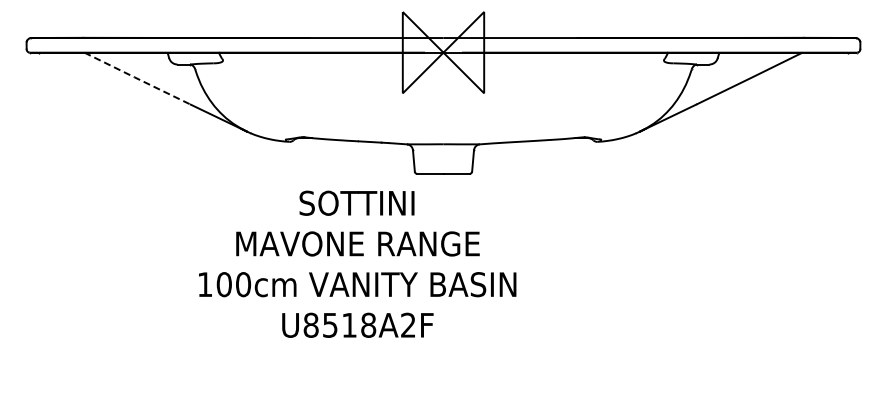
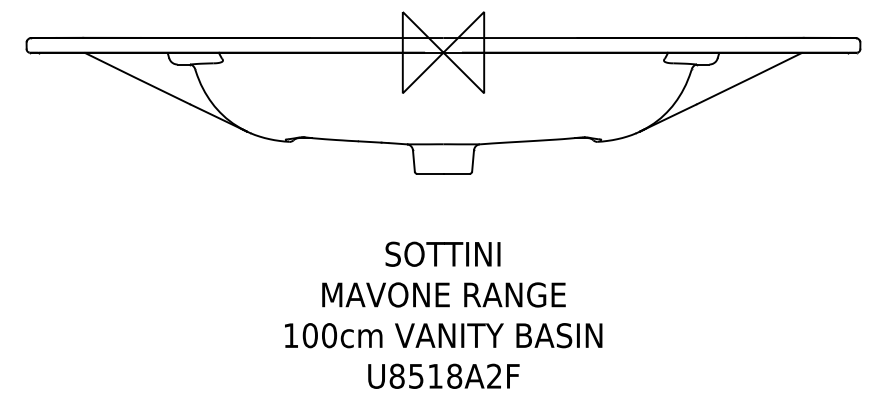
line: dashed -> solid (137, 78)
text position: (357, 263) -> (443, 314) (443, 314)
